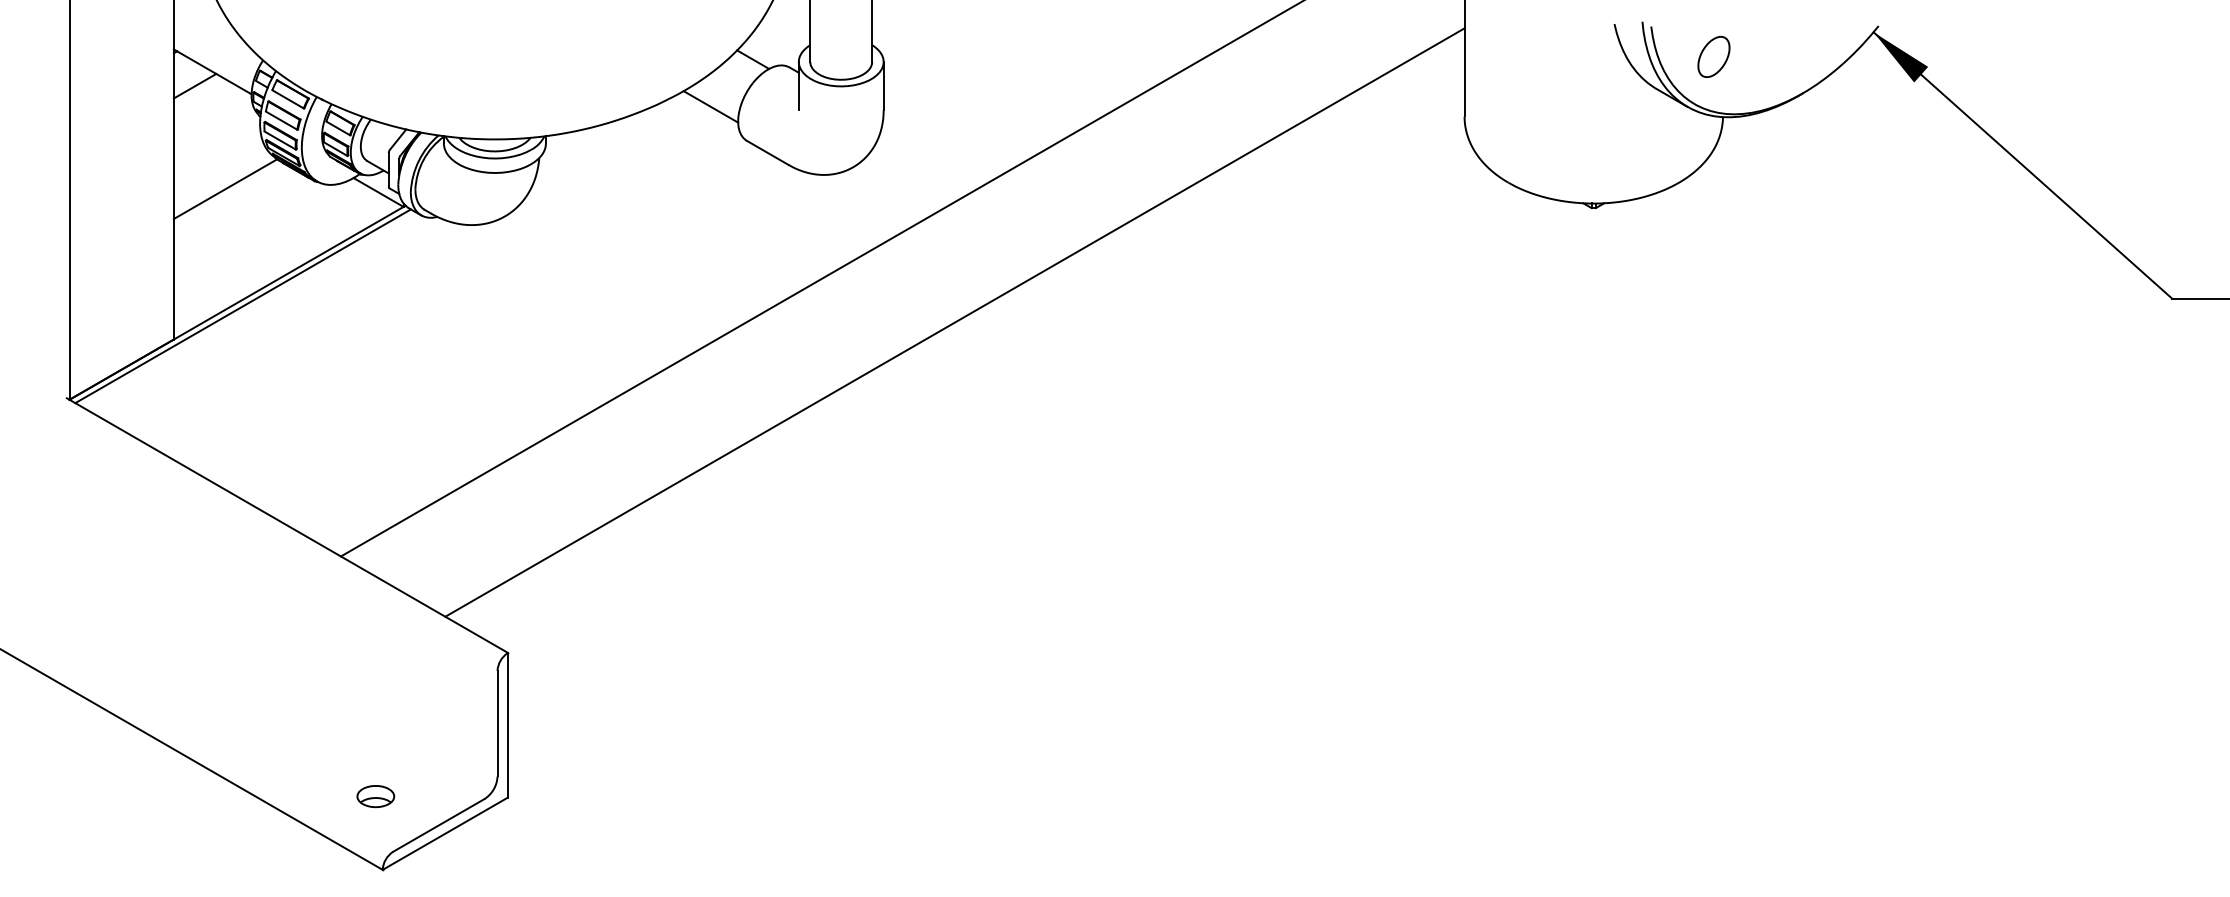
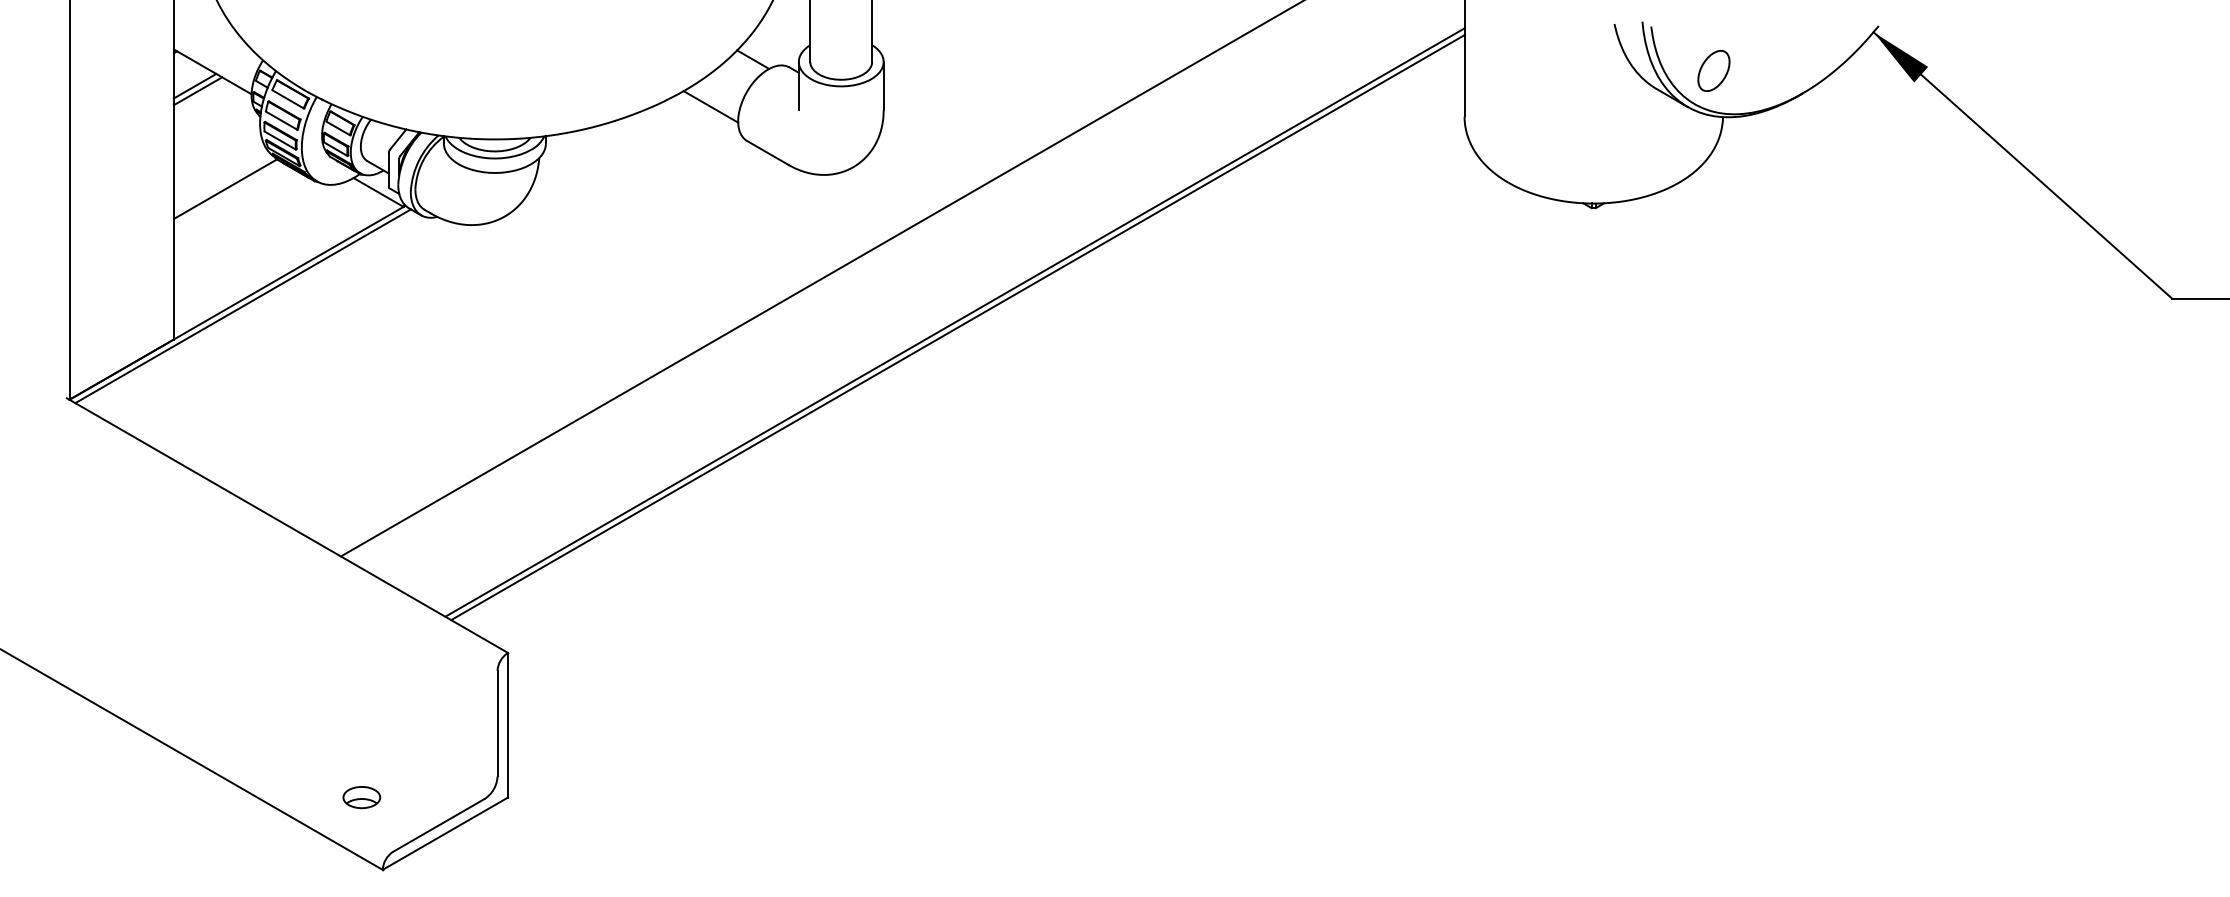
part position: (1713, 56) -> (1713, 70) (1713, 70)
line: none -> present (197, 91)
line: none -> present (957, 327)
part position: (375, 796) -> (361, 797) (361, 797)
